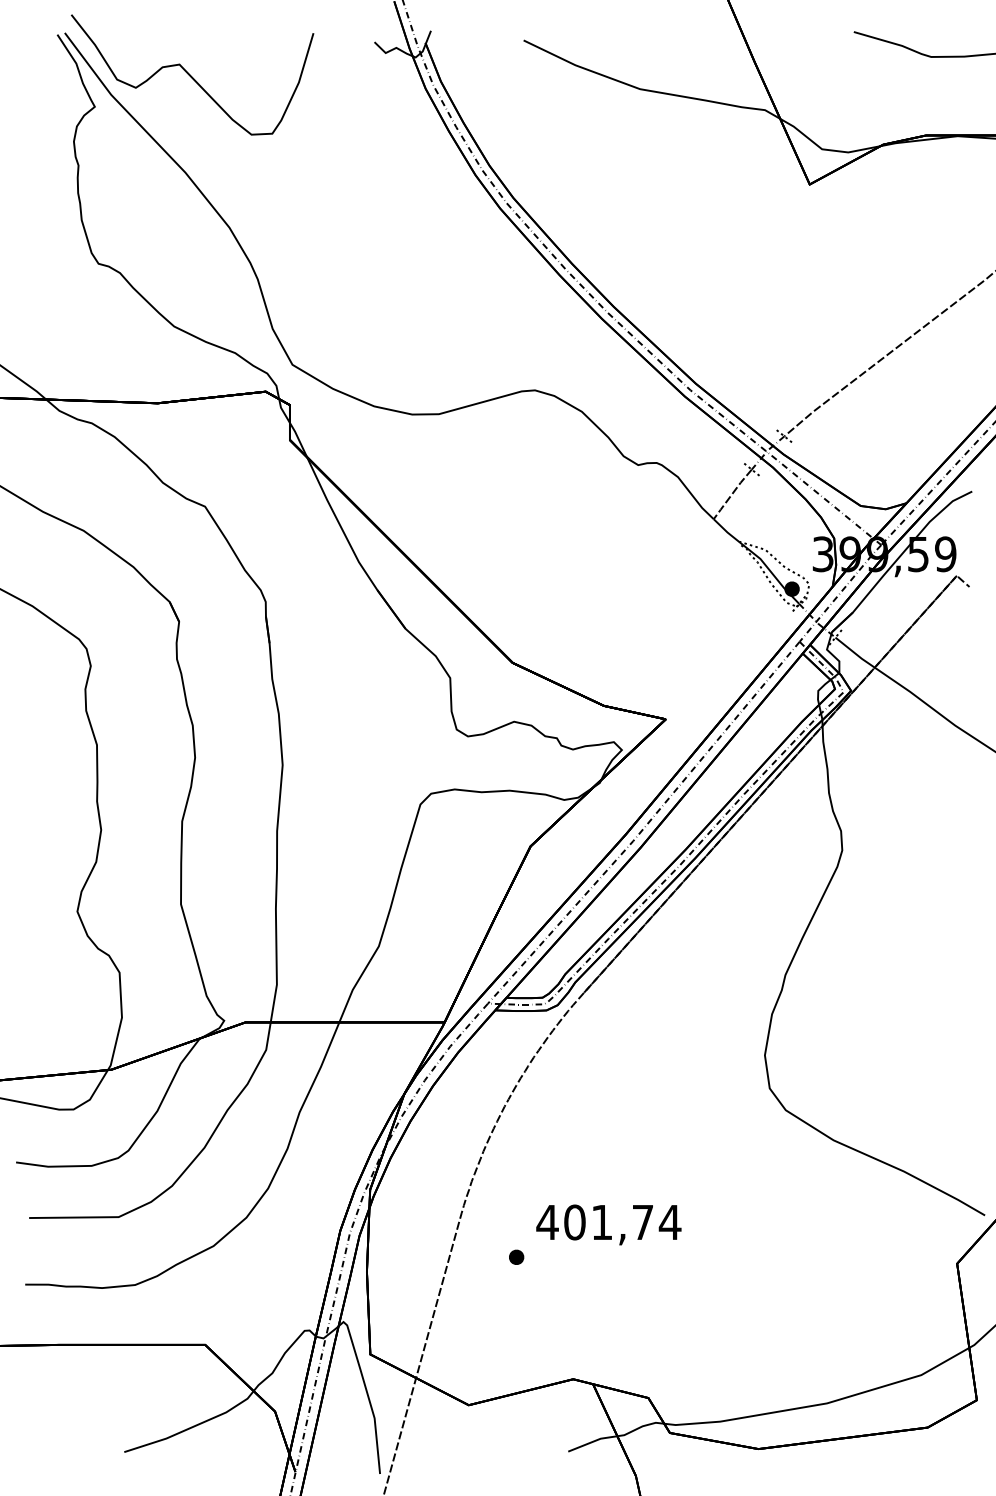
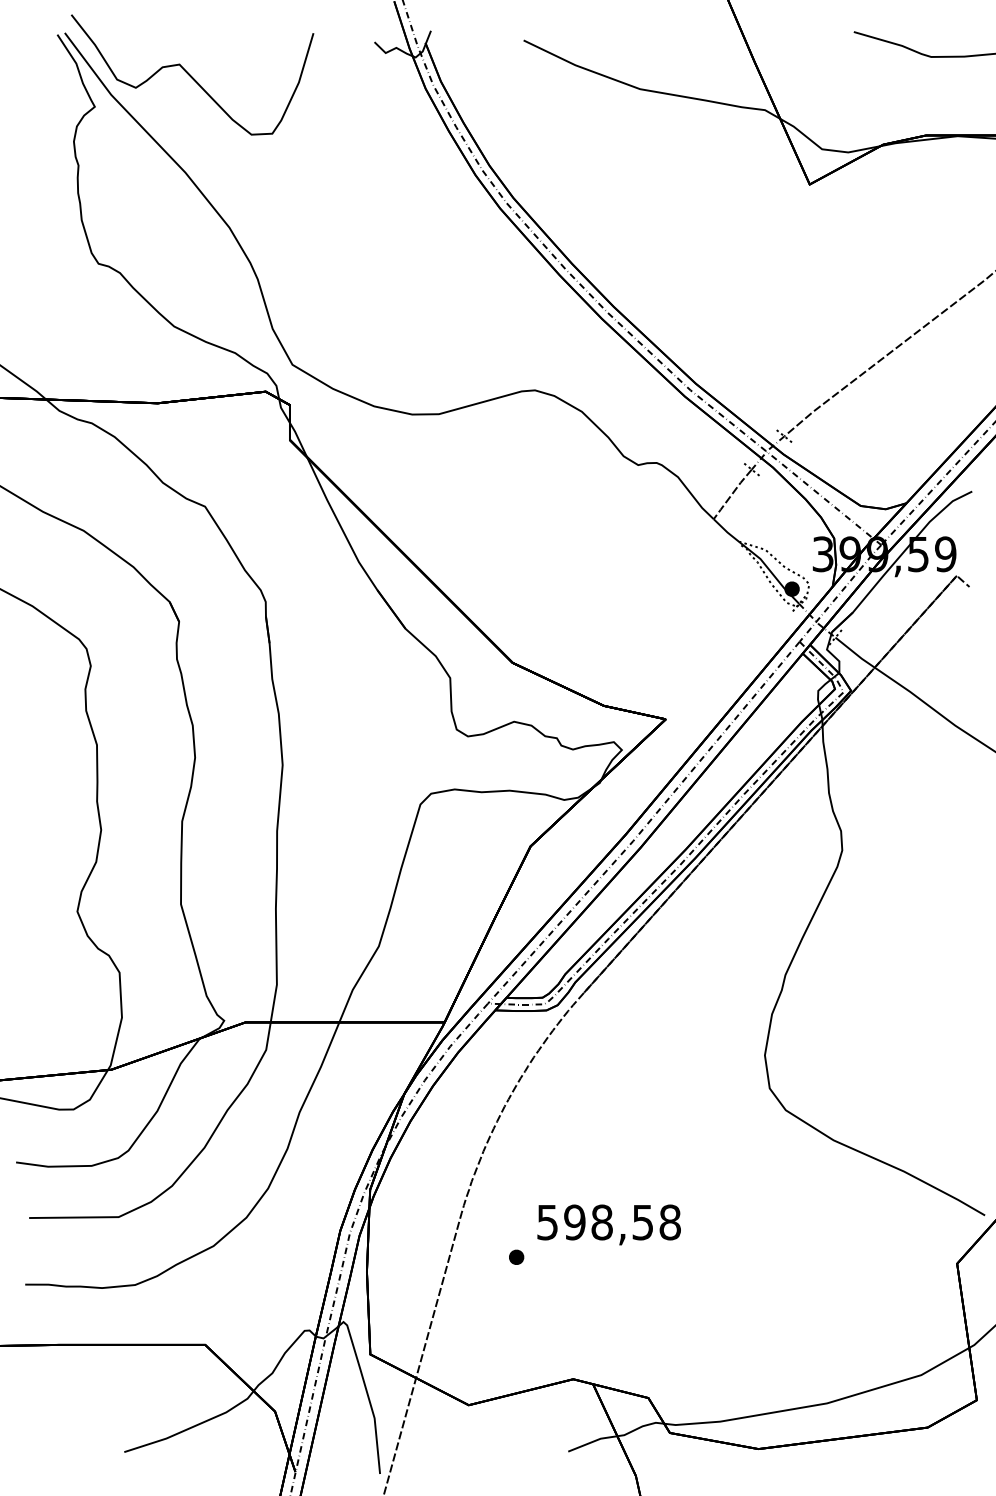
text: 401,74 -> 598,58 (608, 1222)
